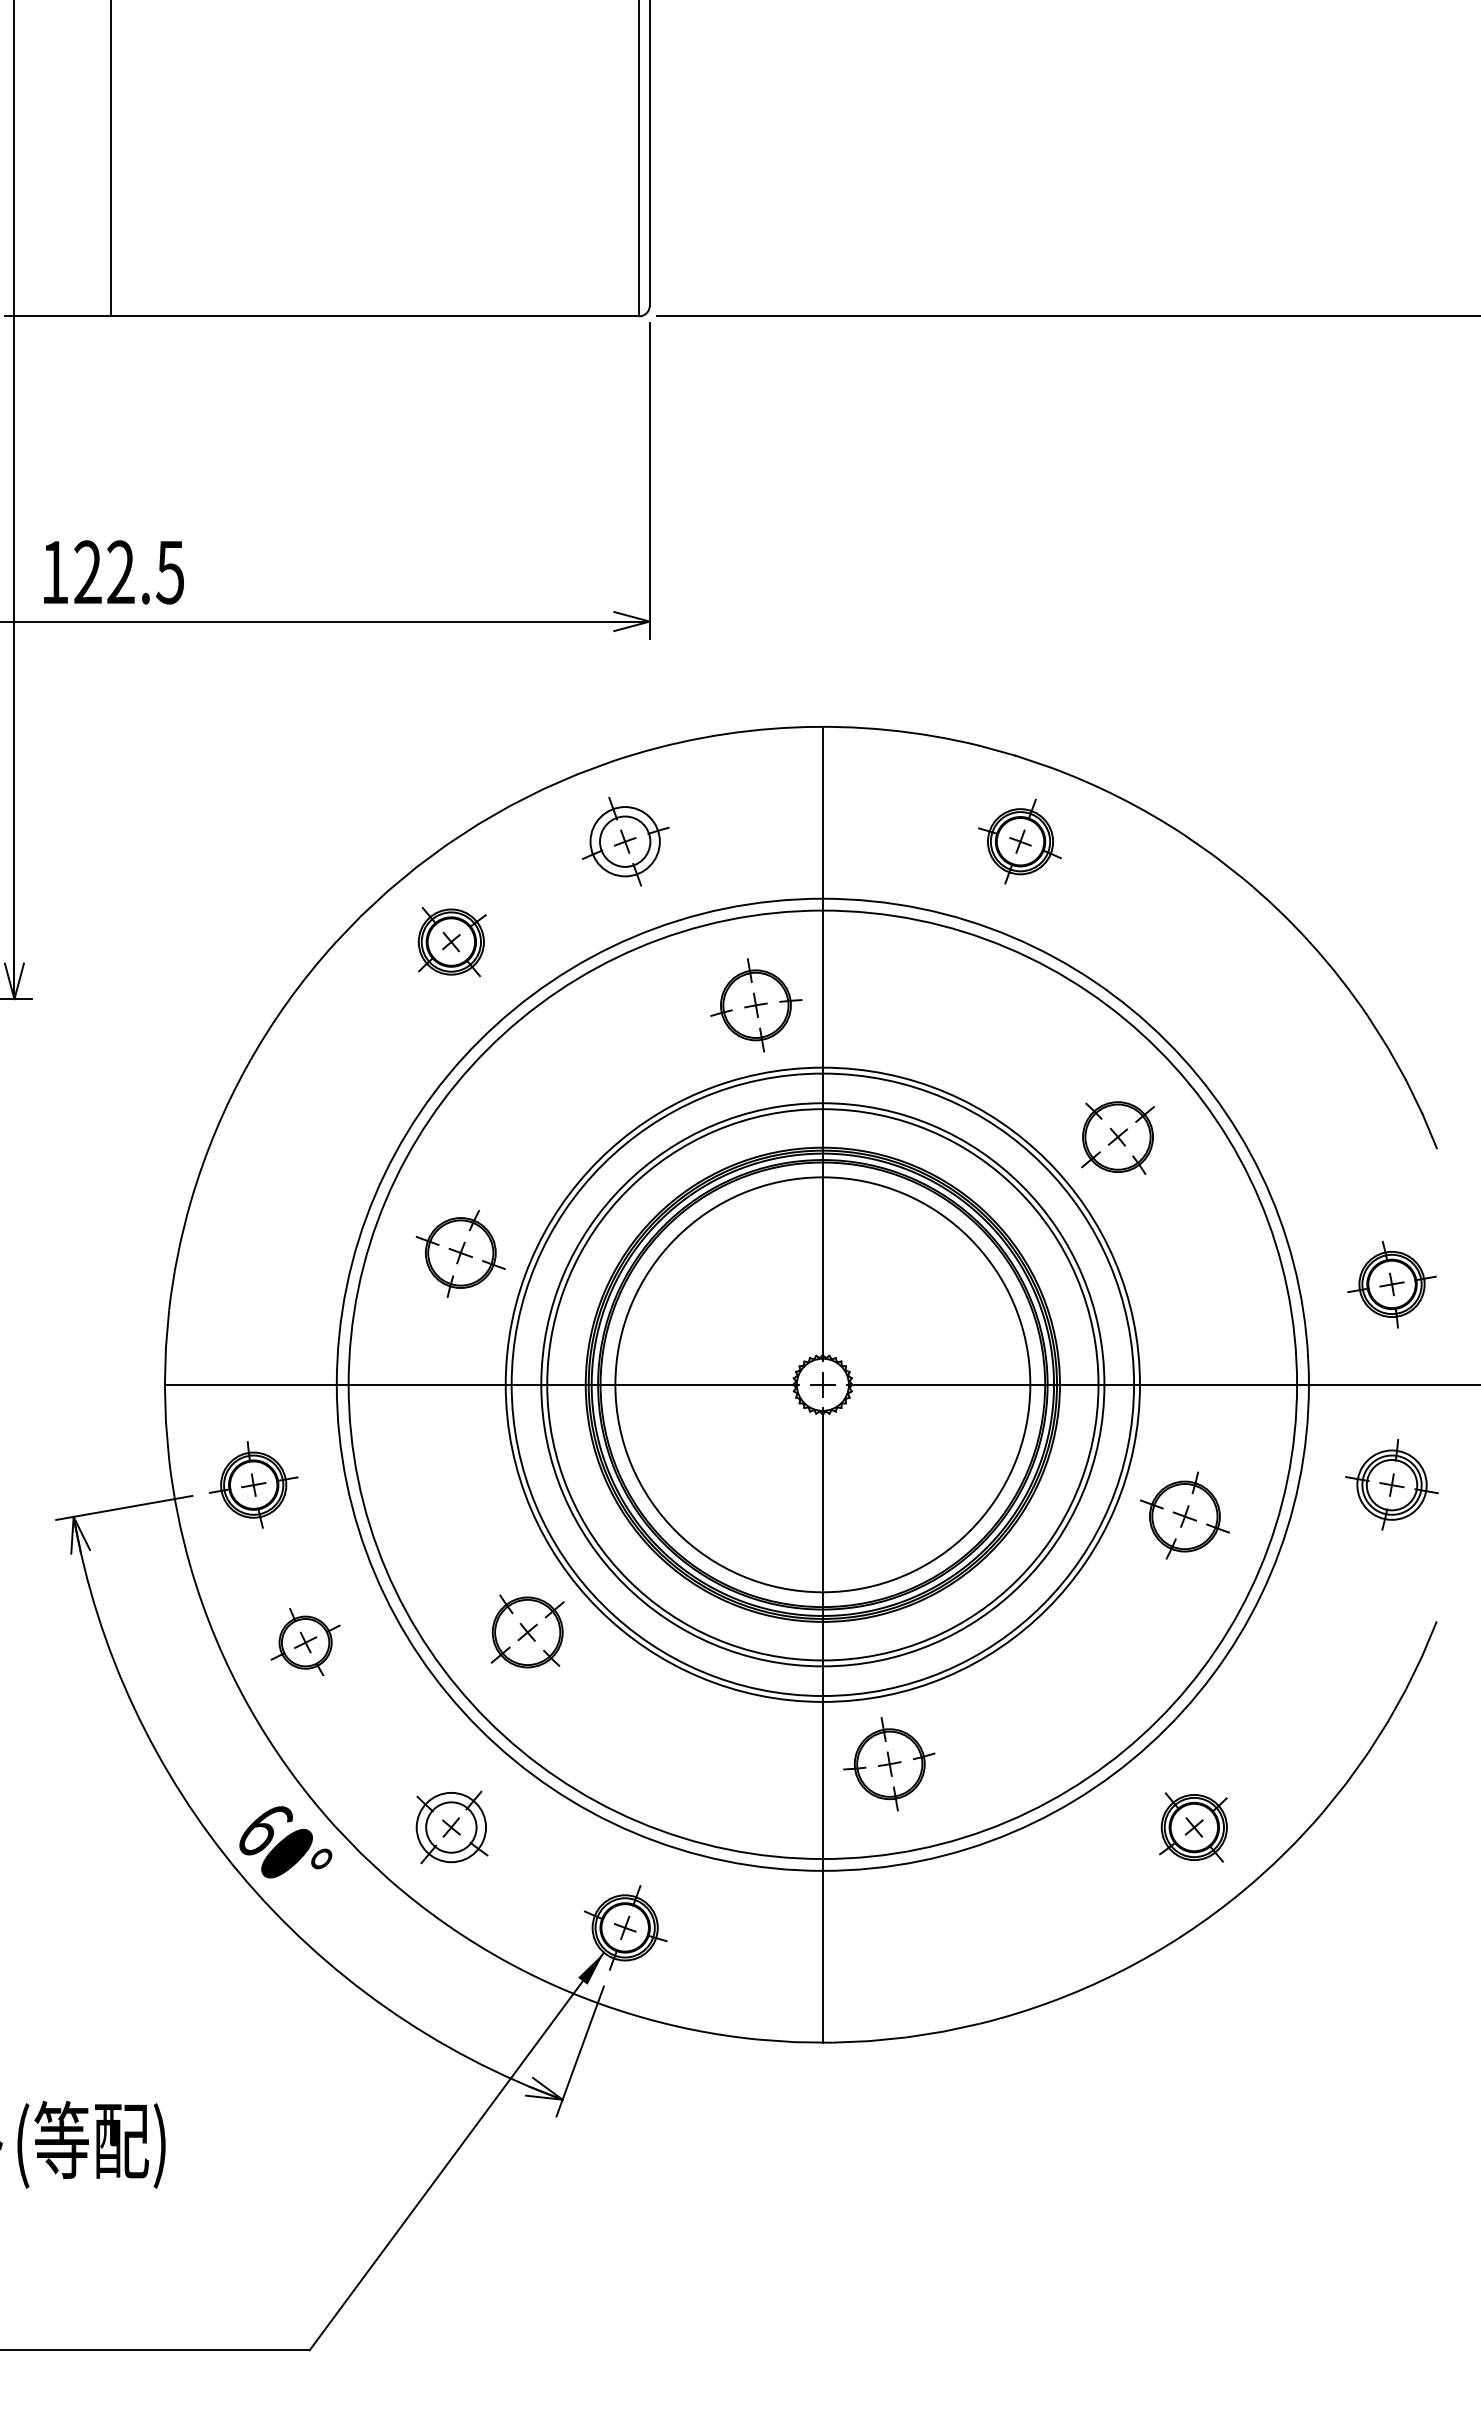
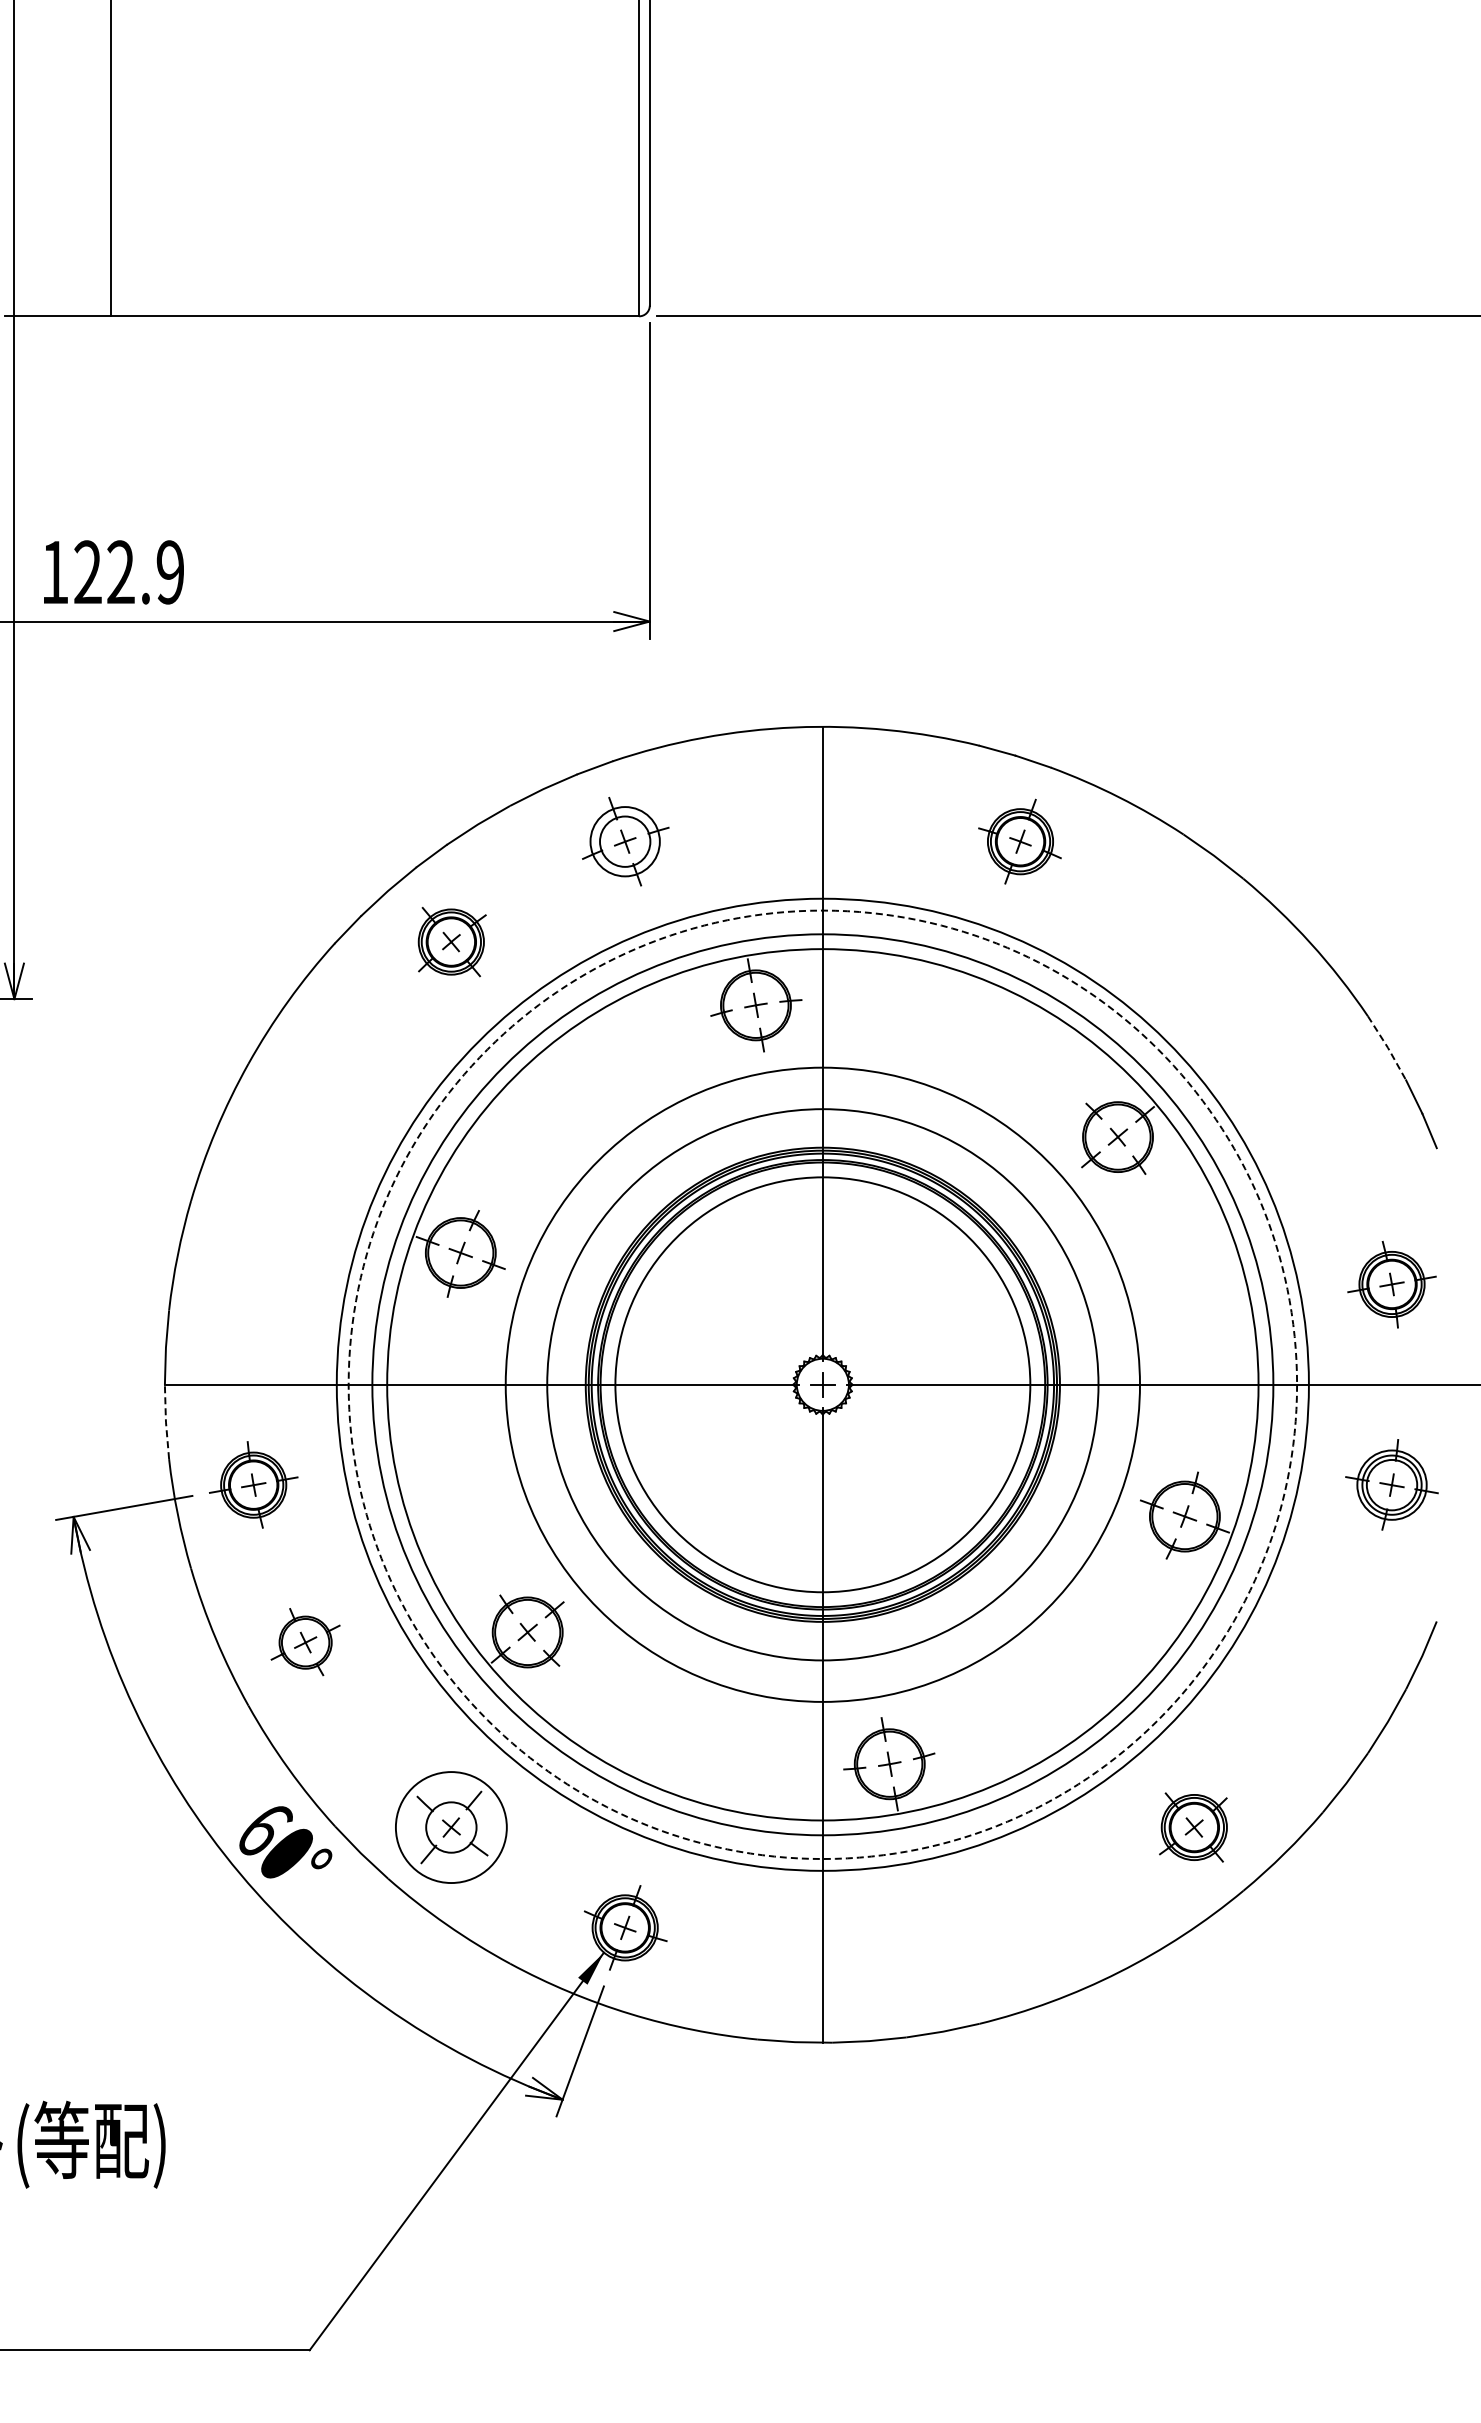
text: 122.5 -> 122.9 (169, 572)
line: solid -> dashed (1387, 1047)
circle diameter: 563 px -> 901 px (822, 1384)
circle diameter: 622 px -> 871 px (822, 1384)
circle: solid -> dashed (822, 1384)
line: solid -> dashed (165, 1422)
circle diameter: 69 px -> 111 px (450, 1827)
